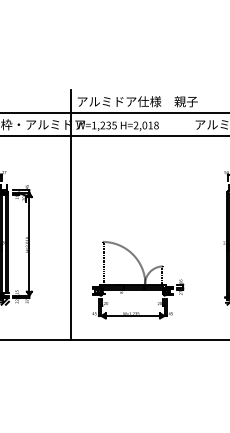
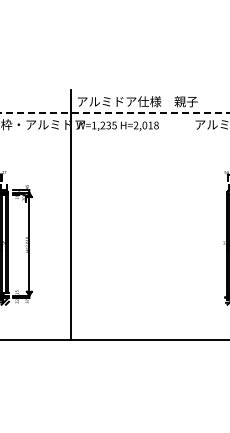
line: solid -> dashed (115, 113)
line: present -> none (114, 136)
part: present -> none (138, 280)
